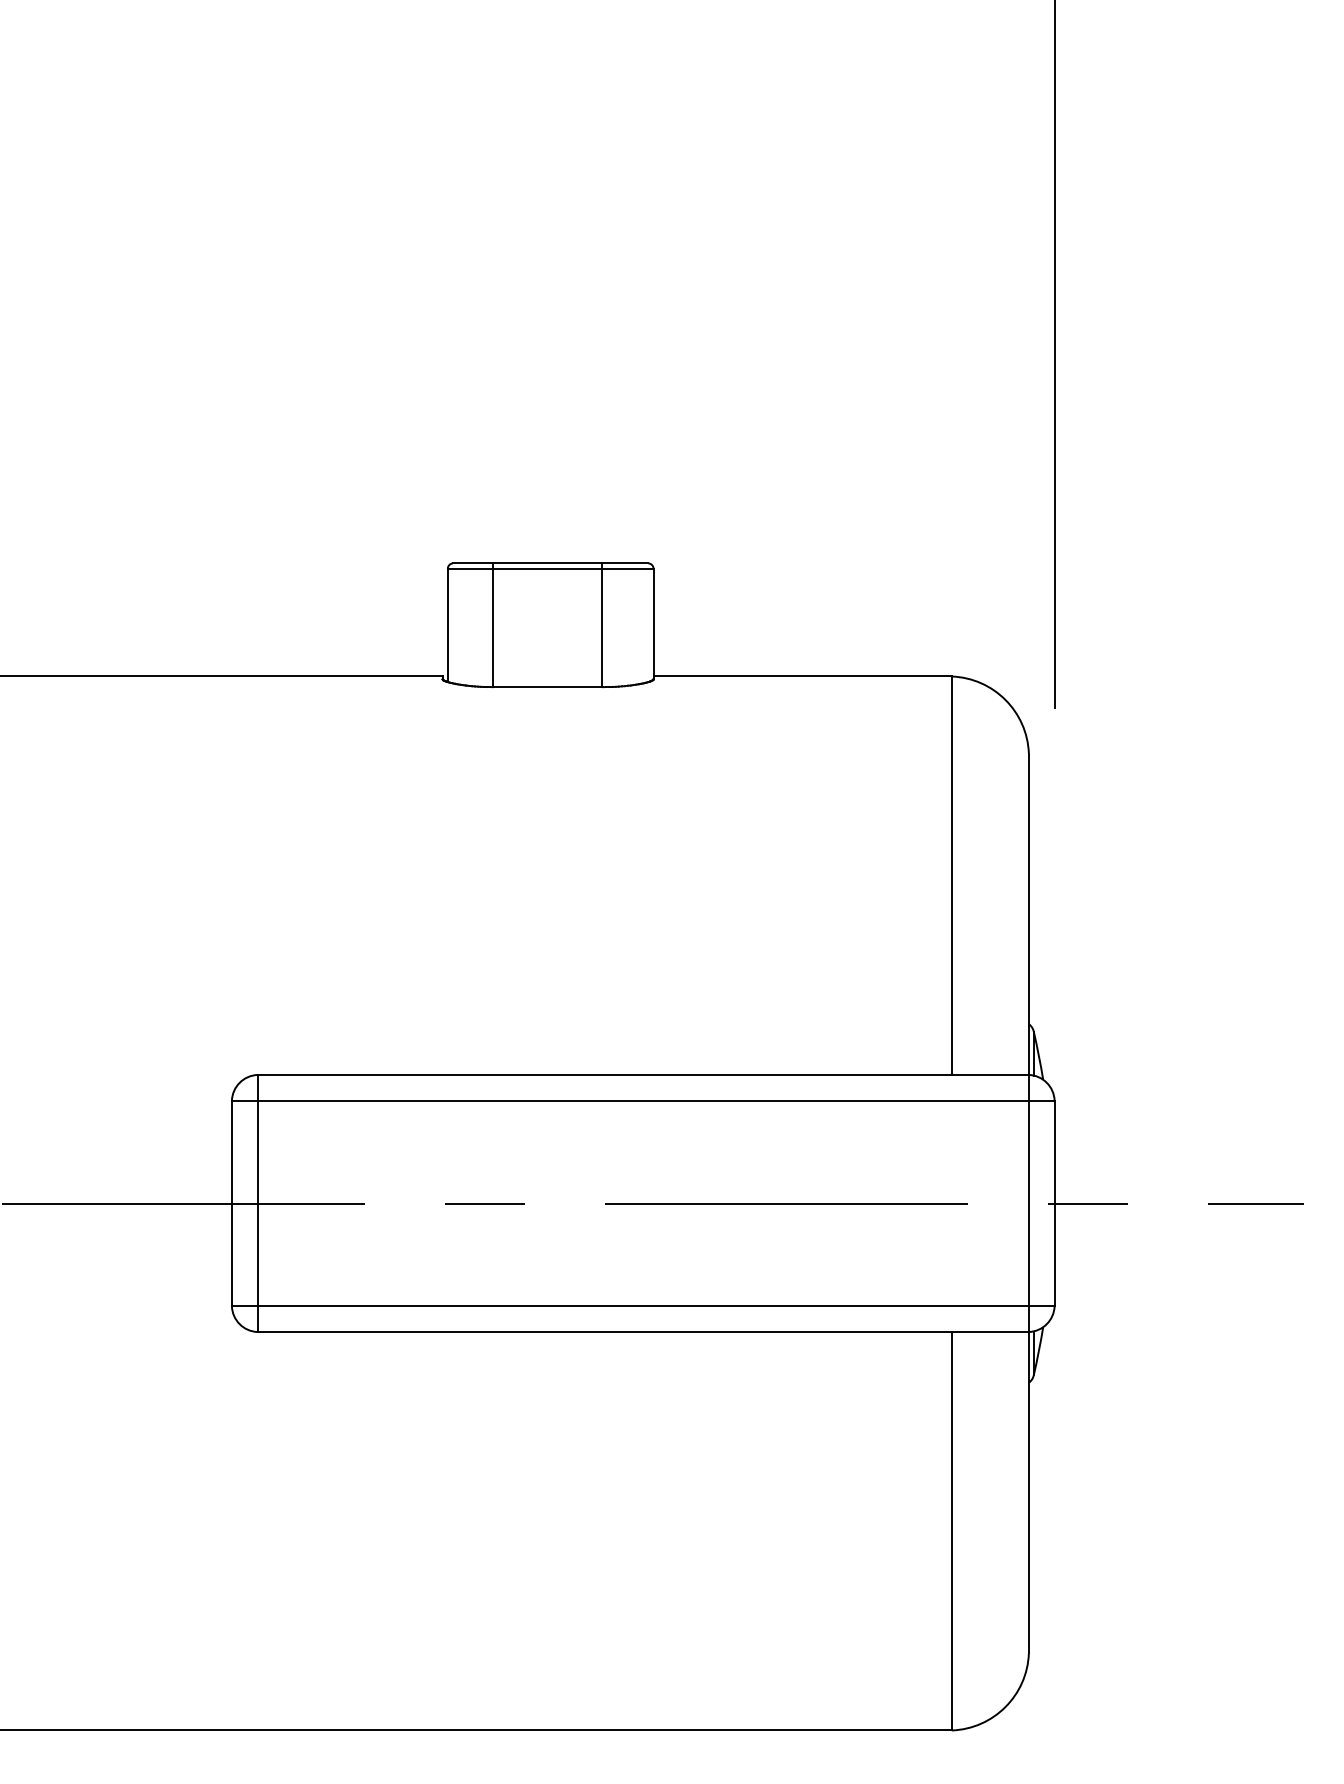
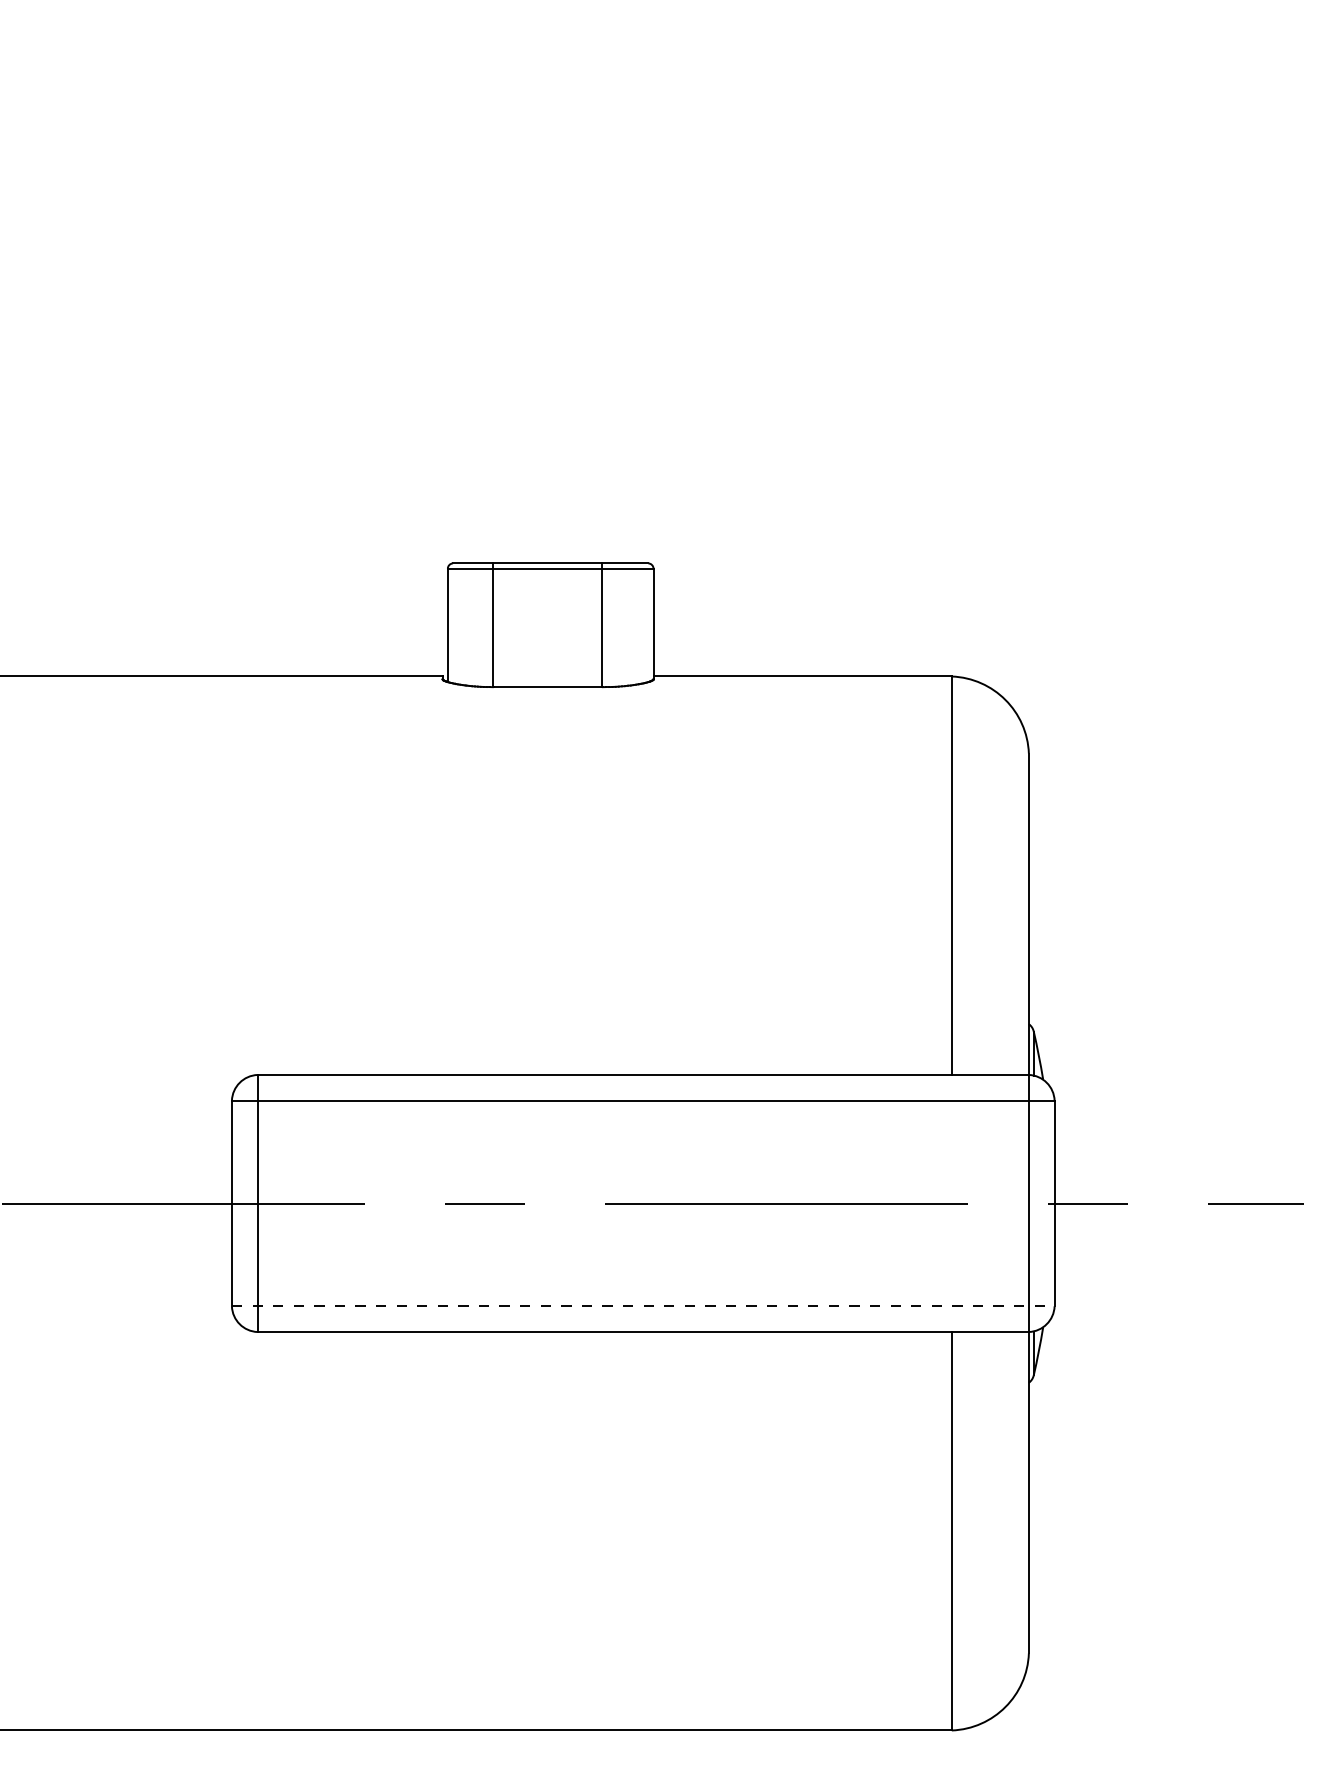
line: present -> none (1054, 354)
line: solid -> dashed (643, 1306)
